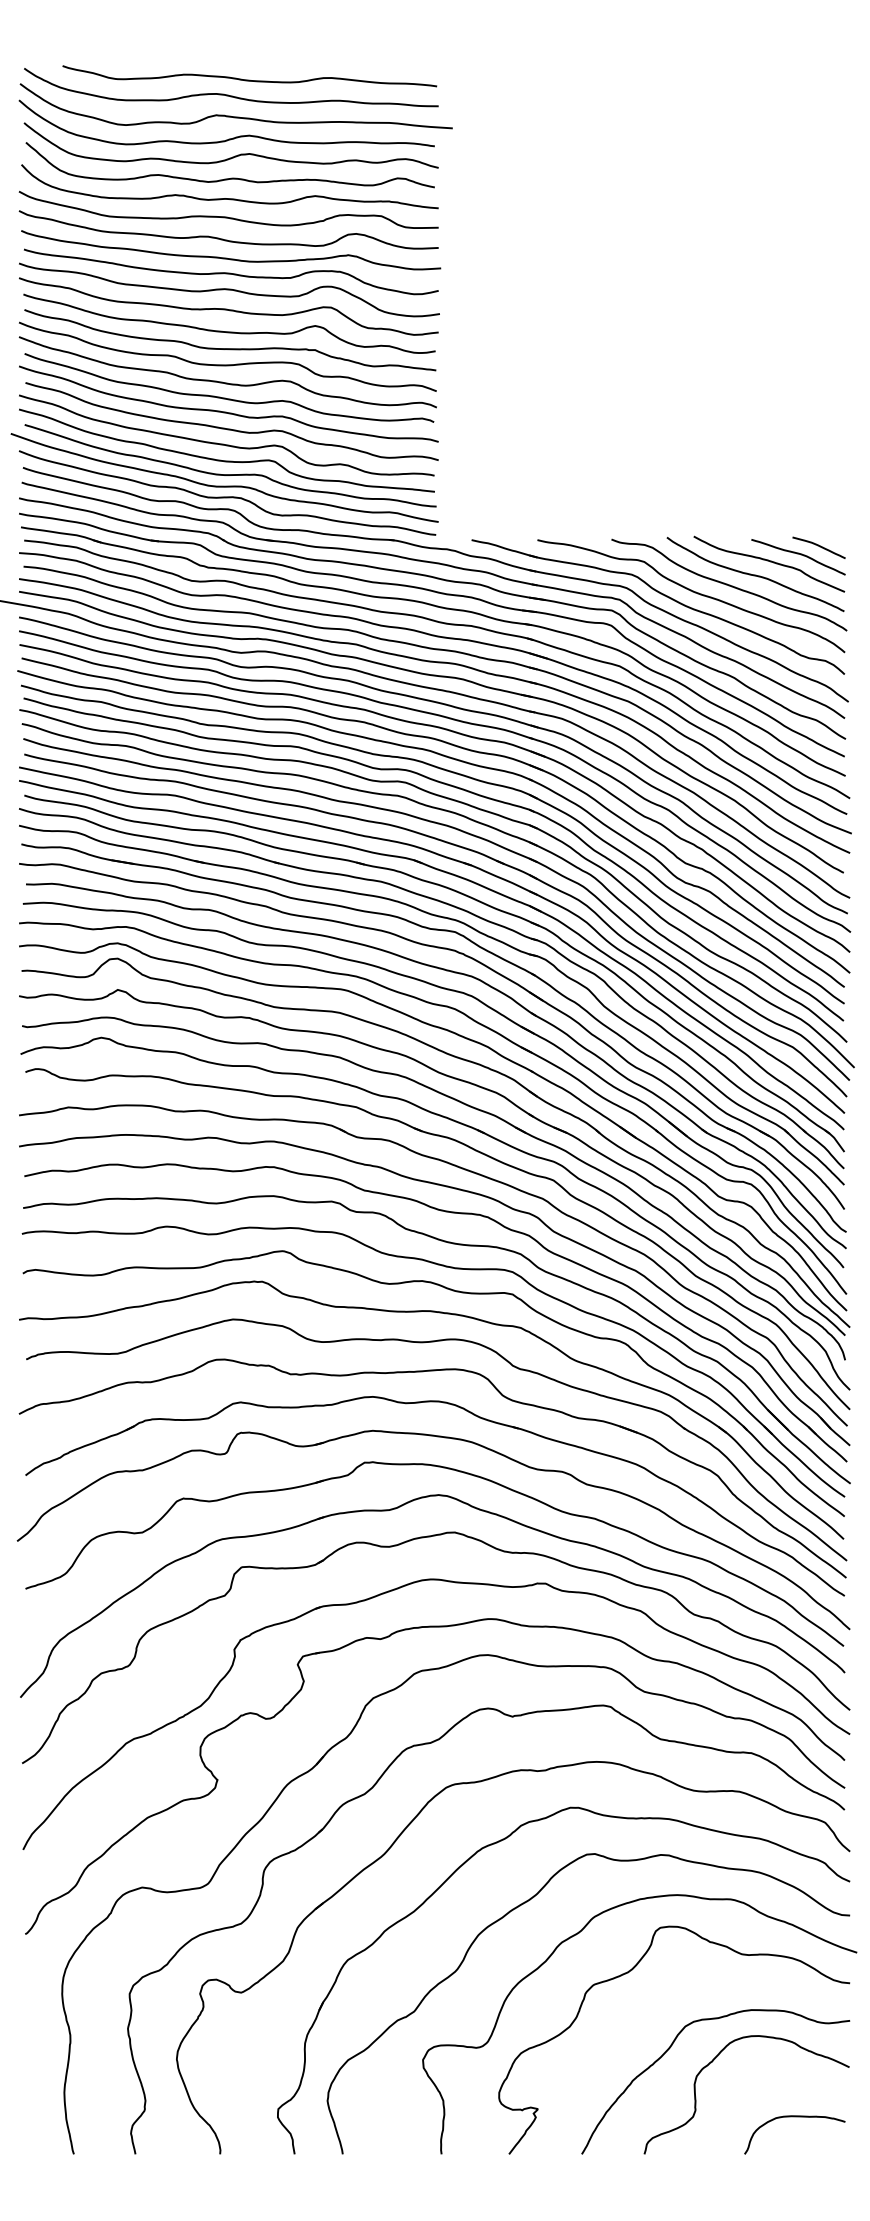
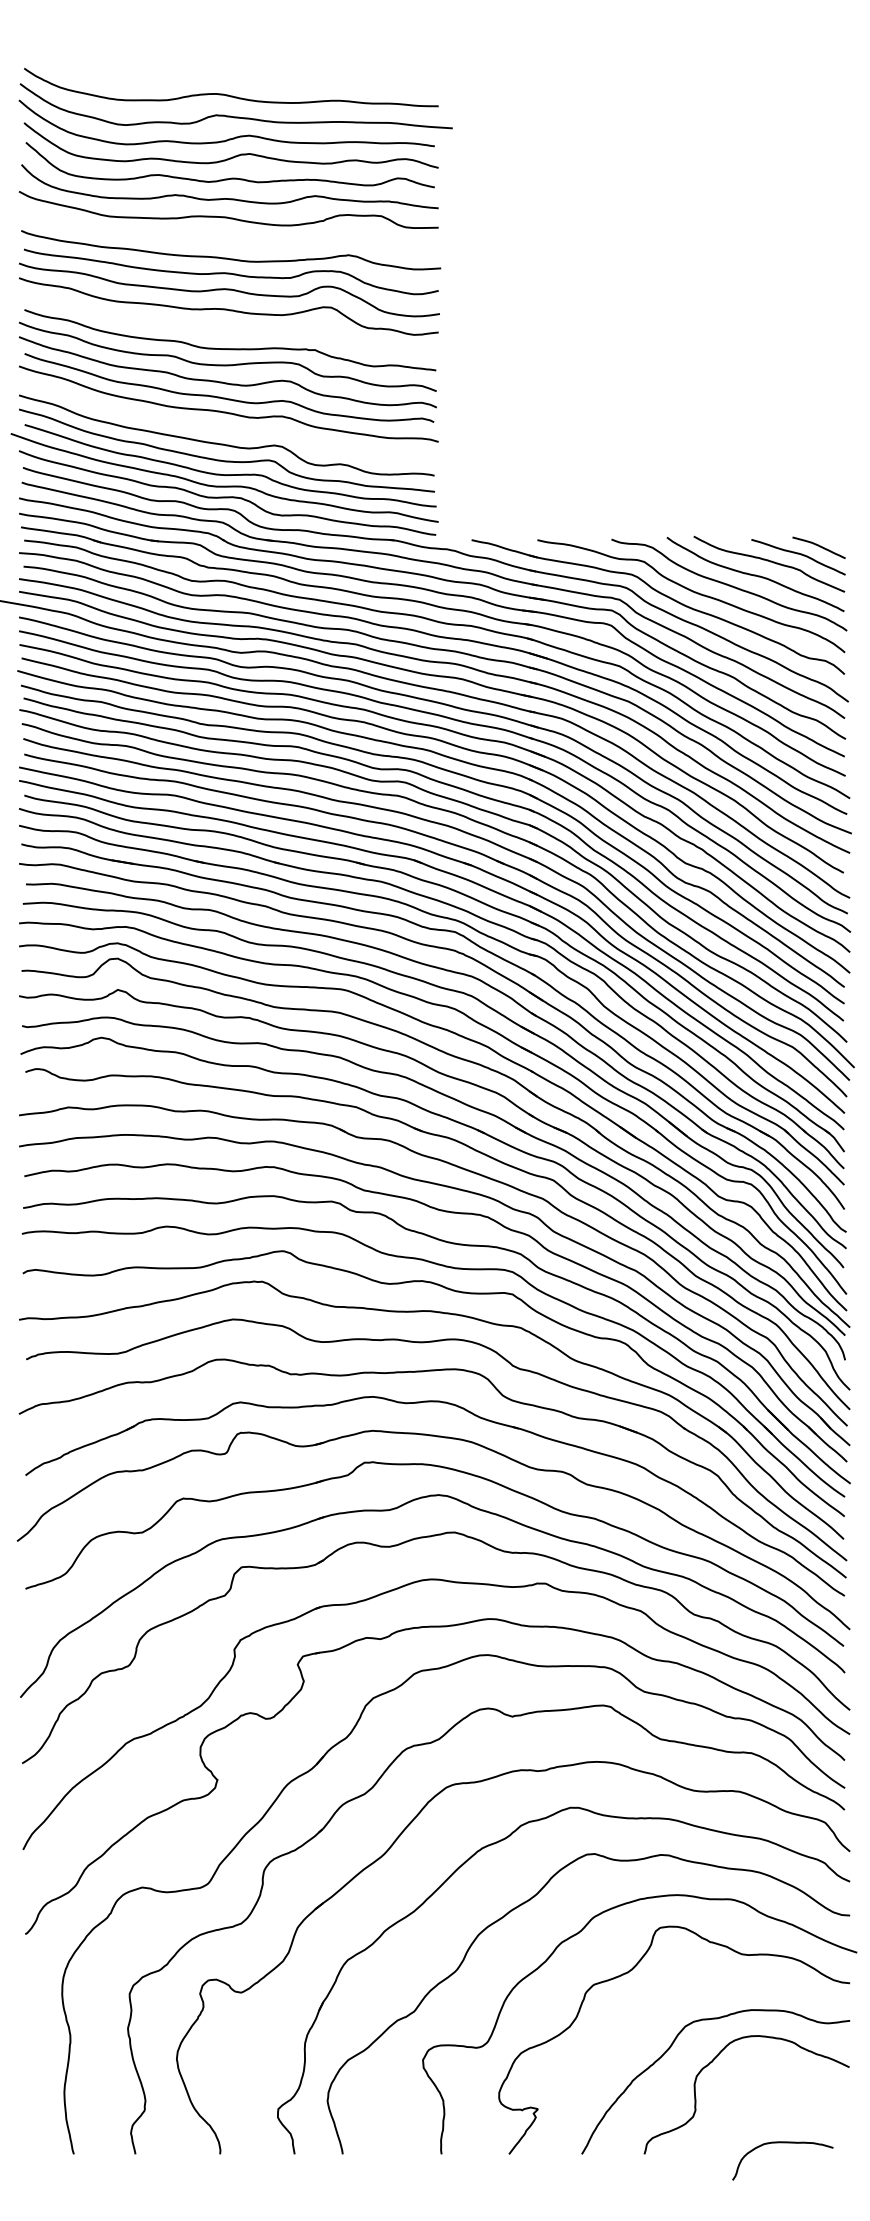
curve: present -> none (249, 79)
curve: present -> none (227, 239)
curve: present -> none (229, 331)
curve: present -> none (230, 428)
curve position: (794, 2117) -> (782, 2143) (782, 2143)
